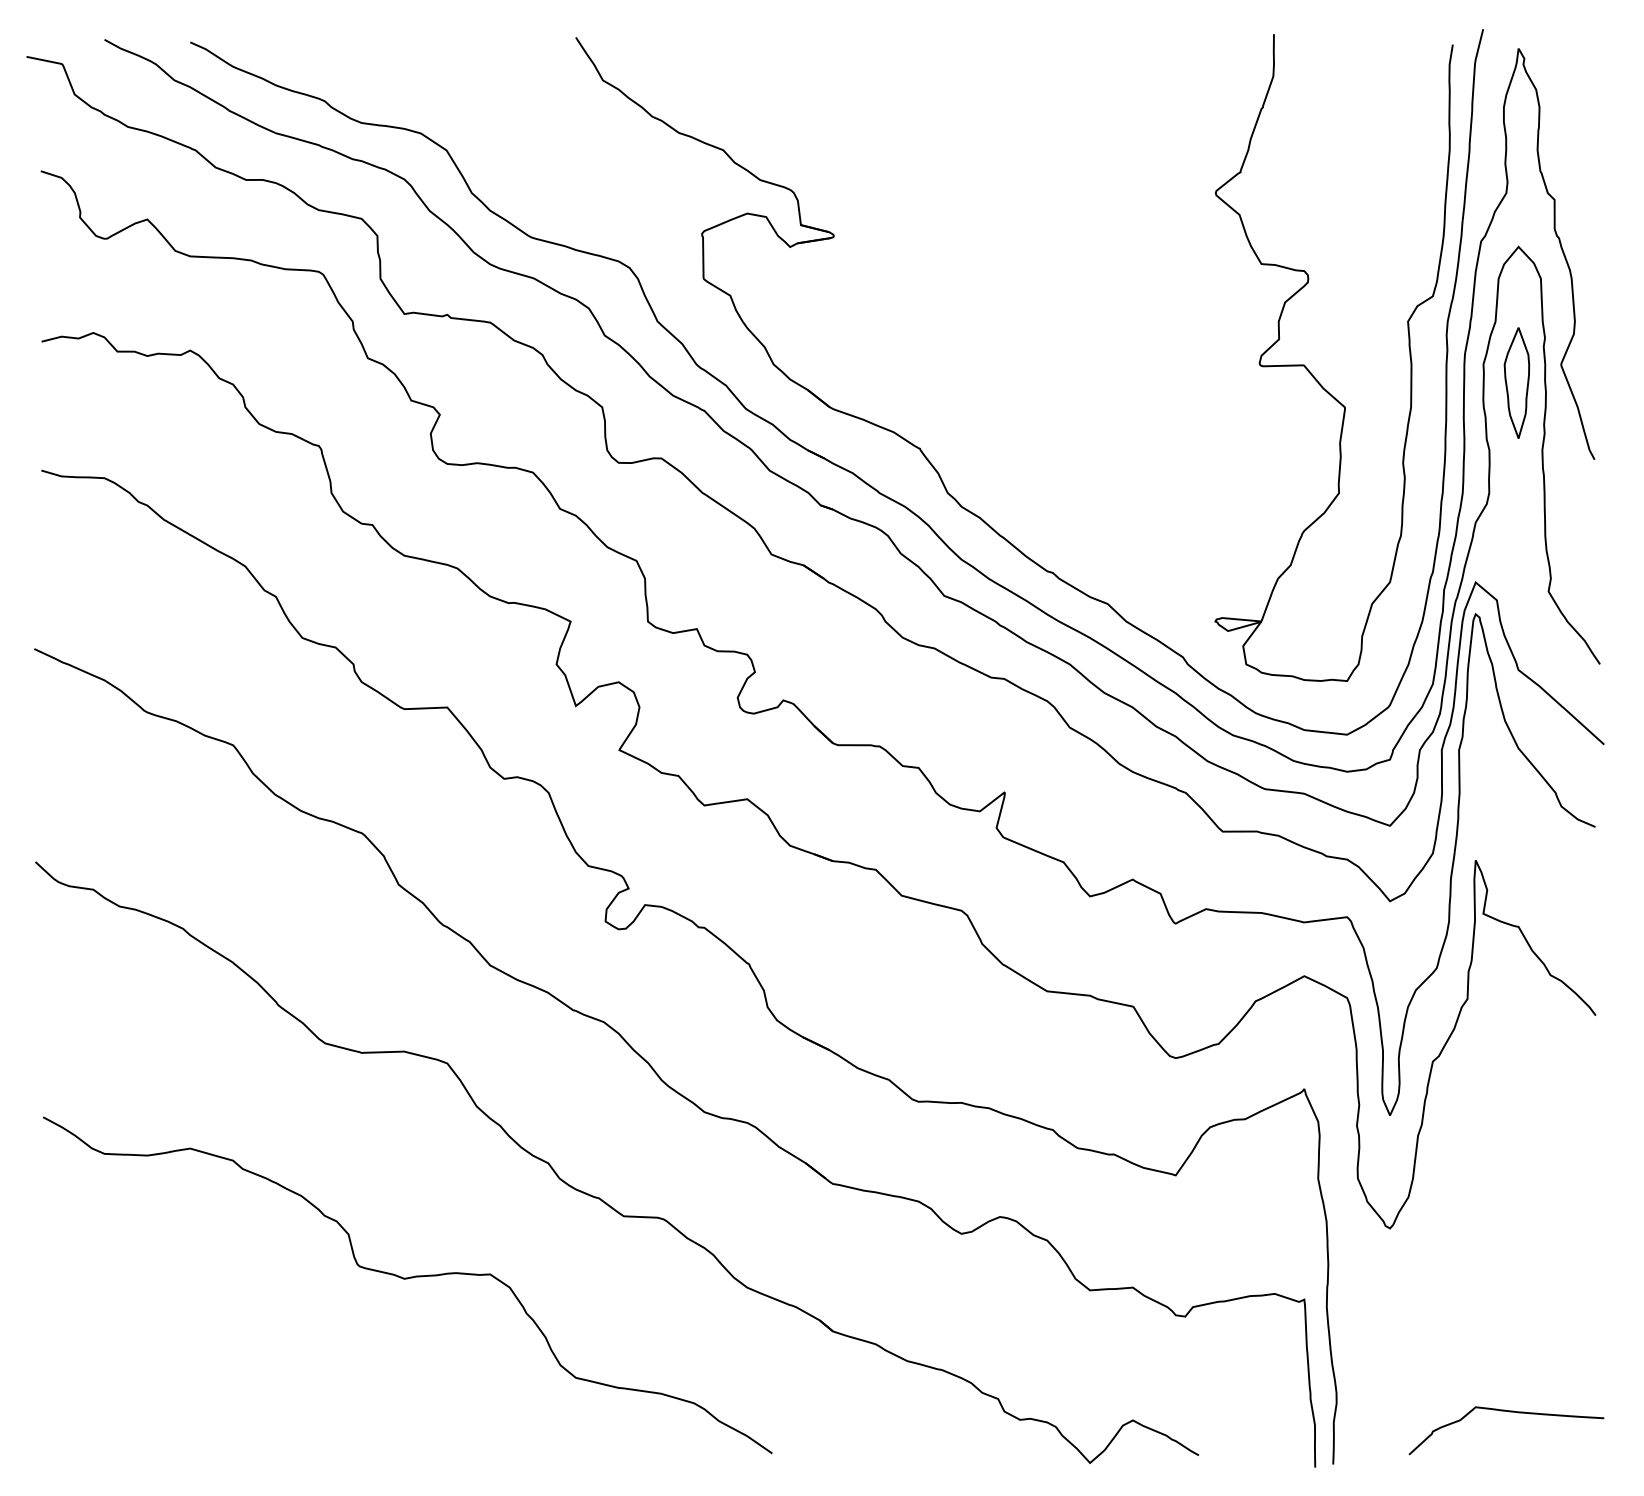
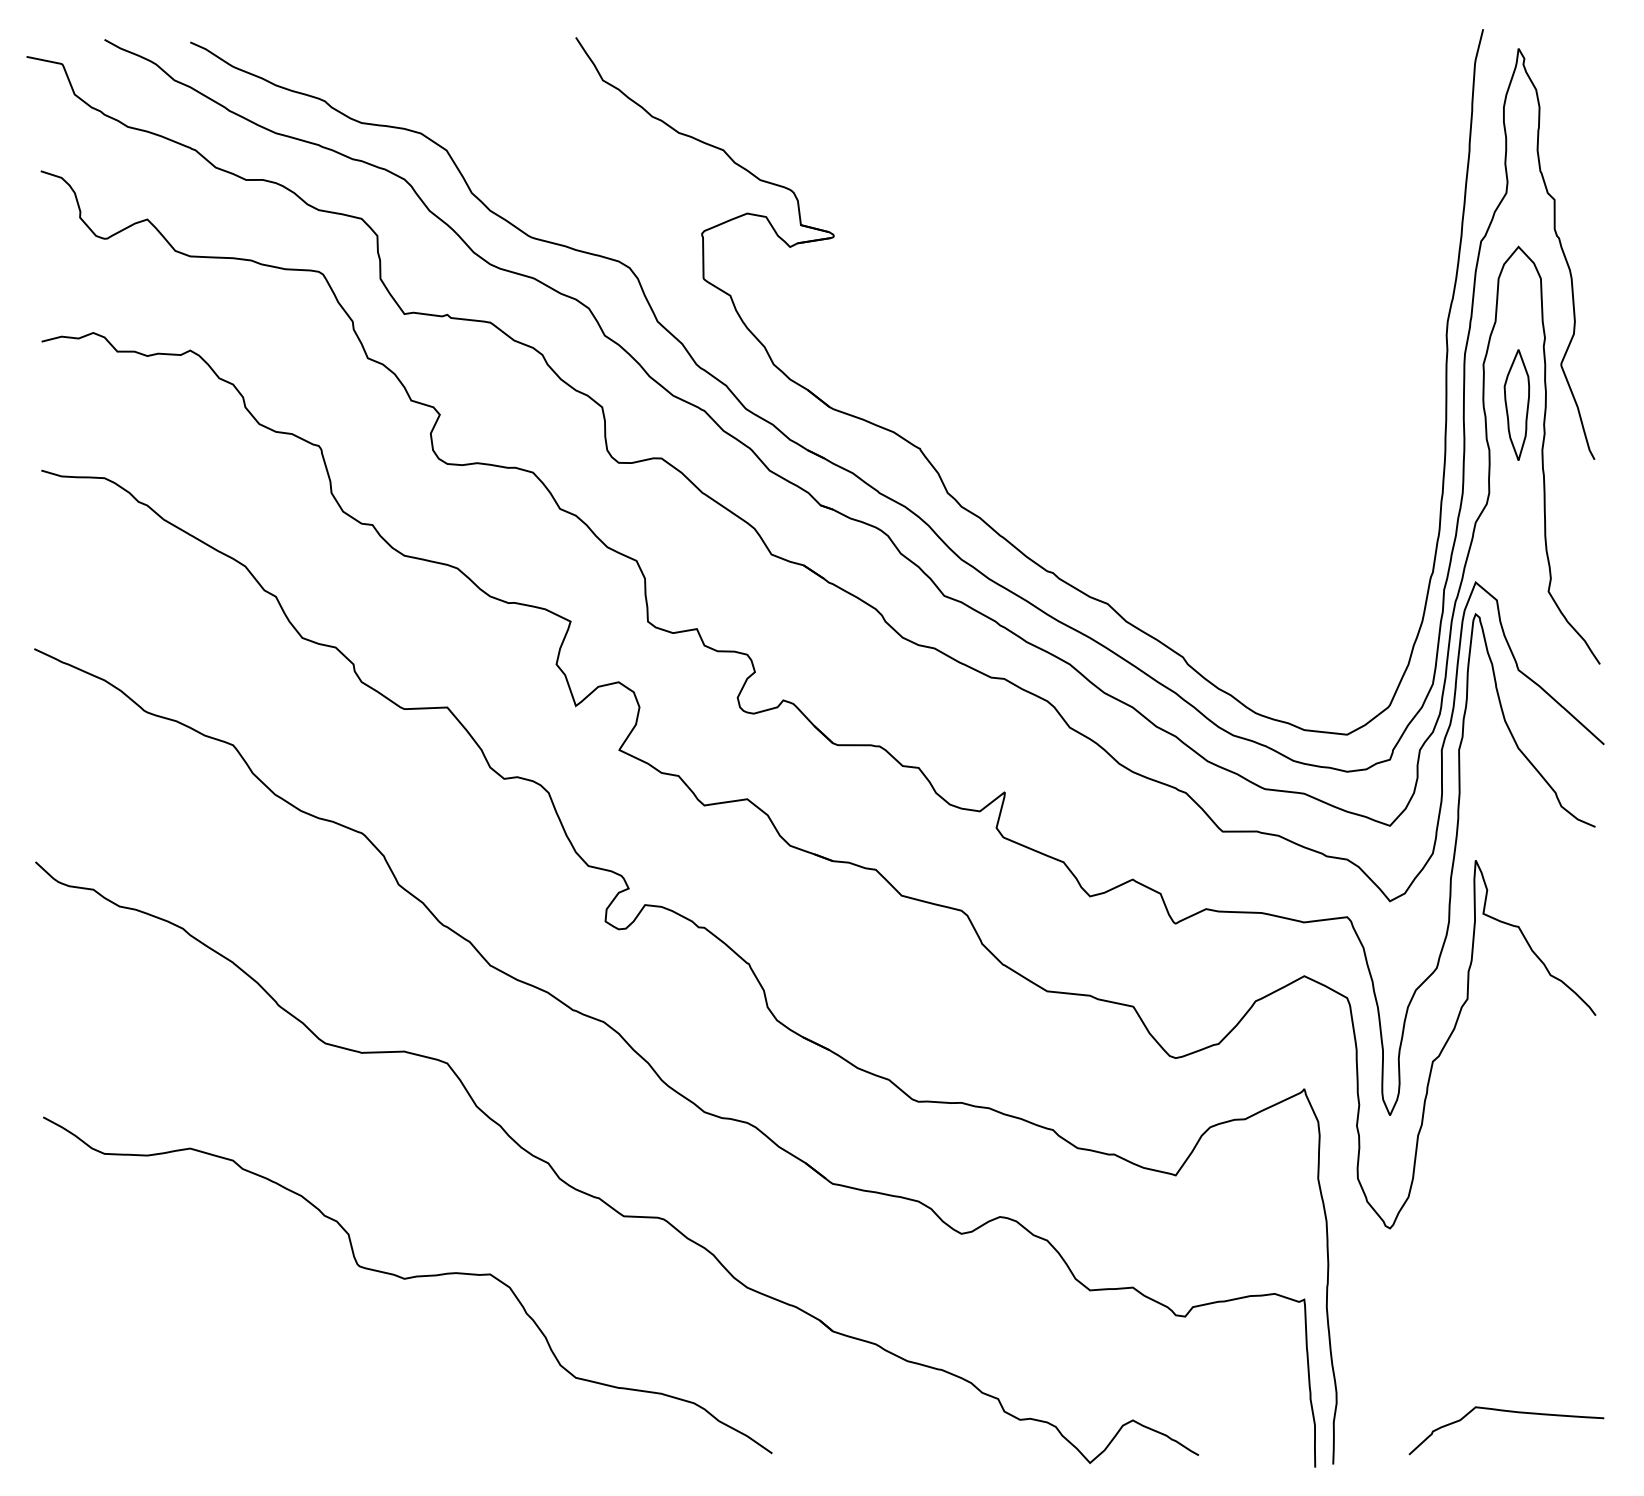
curve: present -> none (1312, 373)
part position: (1516, 382) -> (1516, 404) (1516, 404)
